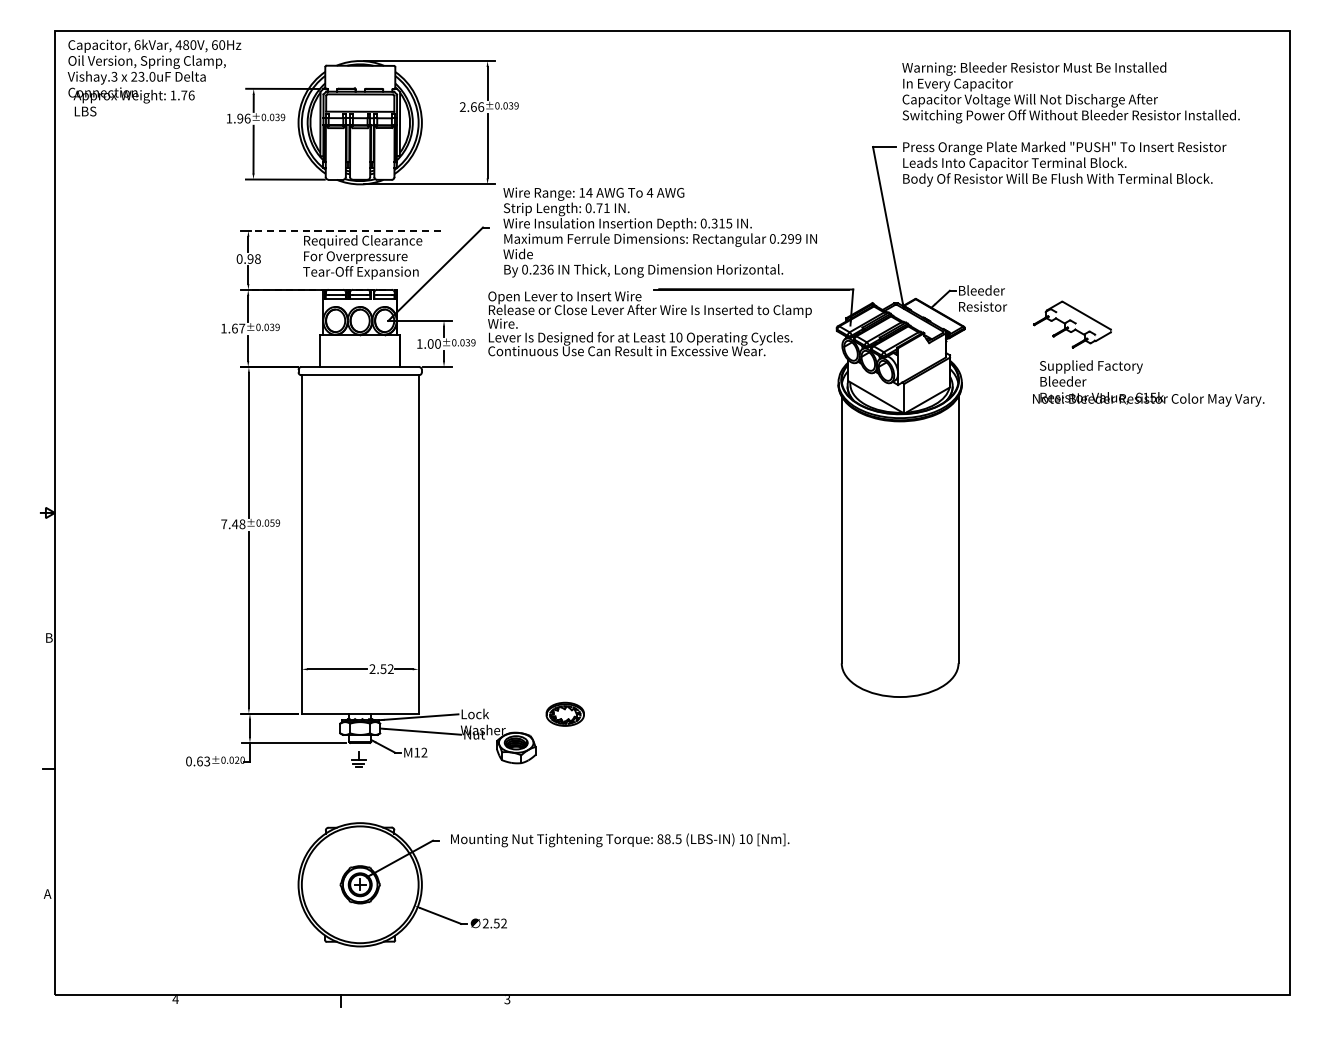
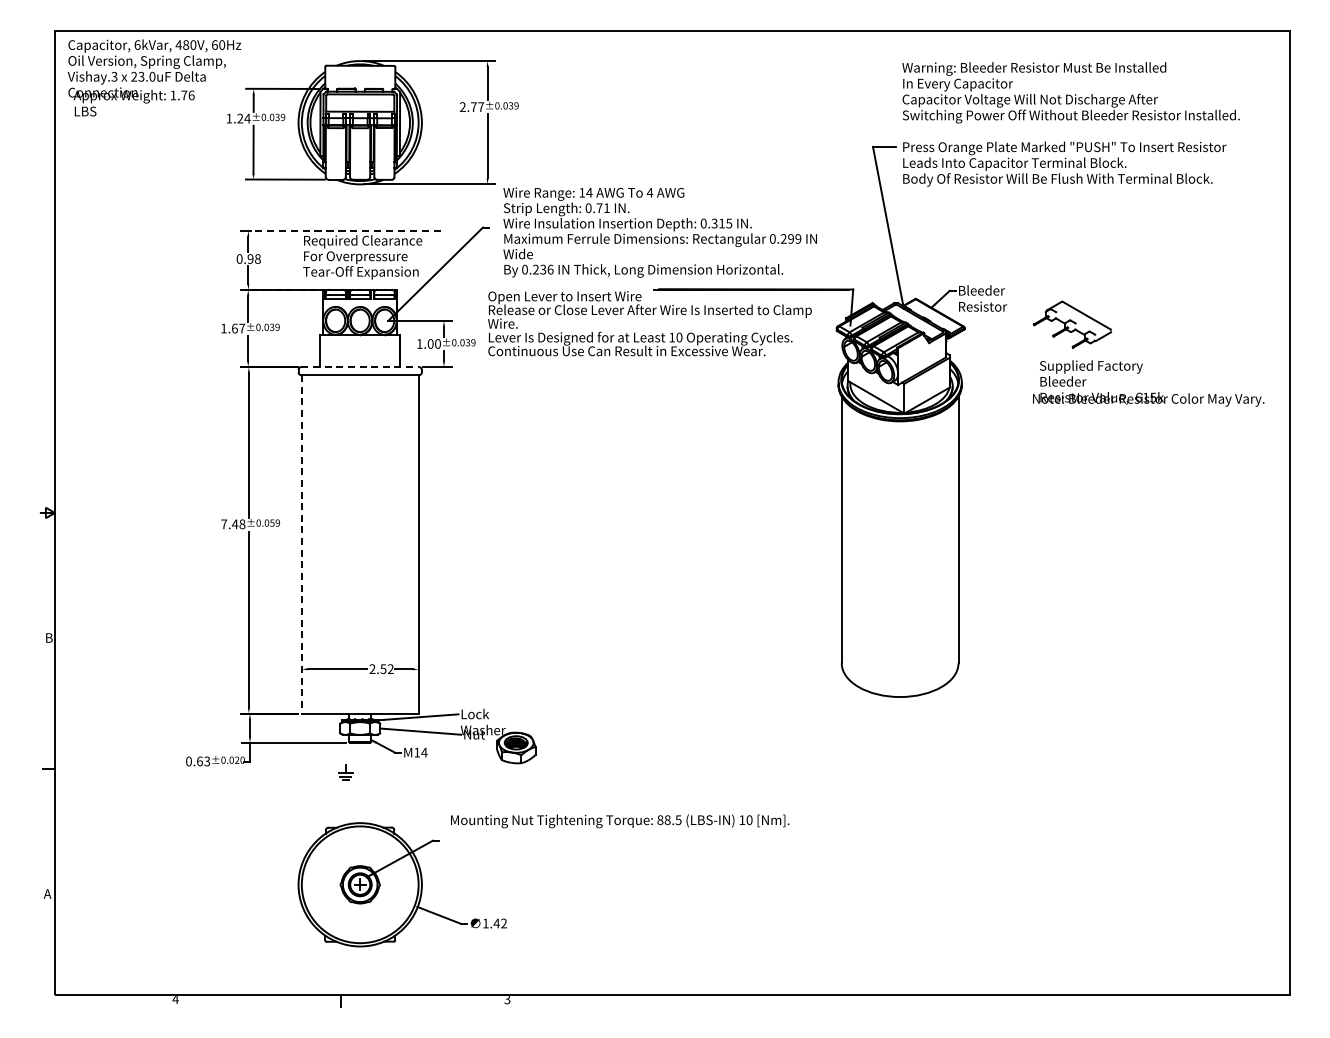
text: 2.66 -> 2.77 (477, 106)
text: 1.96 -> 1.24 (243, 118)
line: solid -> dashed (360, 367)
line: solid -> dashed (301, 544)
part: present -> none (564, 713)
text: M12 -> M14 (424, 752)
part position: (358, 759) -> (345, 772) (345, 772)
text position: (620, 840) -> (620, 821) (620, 821)
text: 2.52 -> 1.42 (491, 923)
